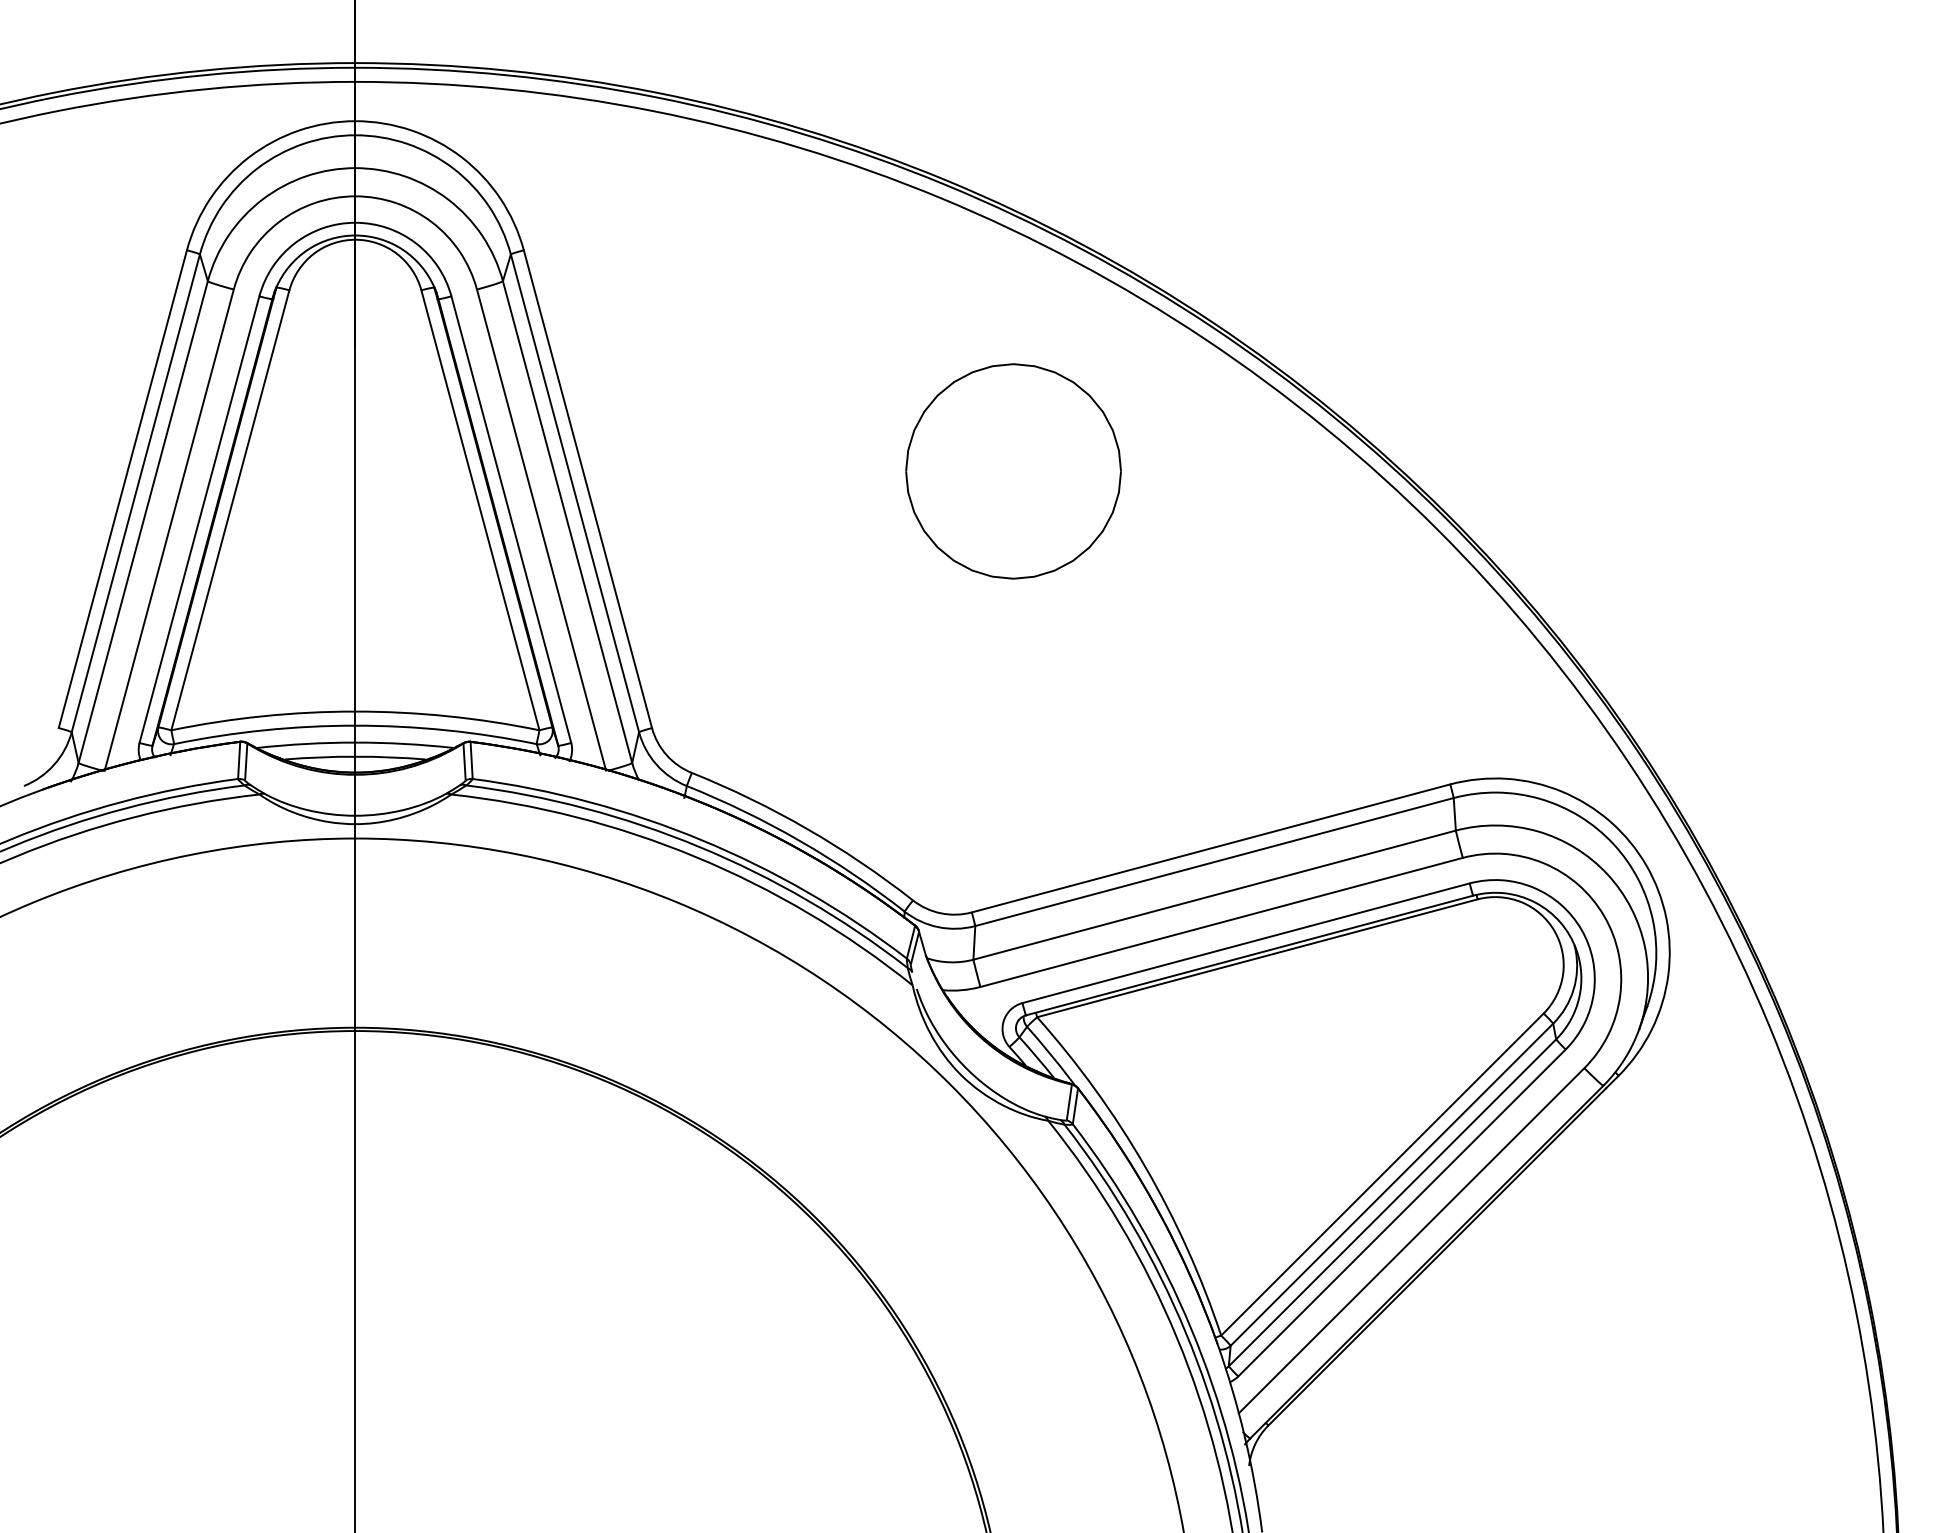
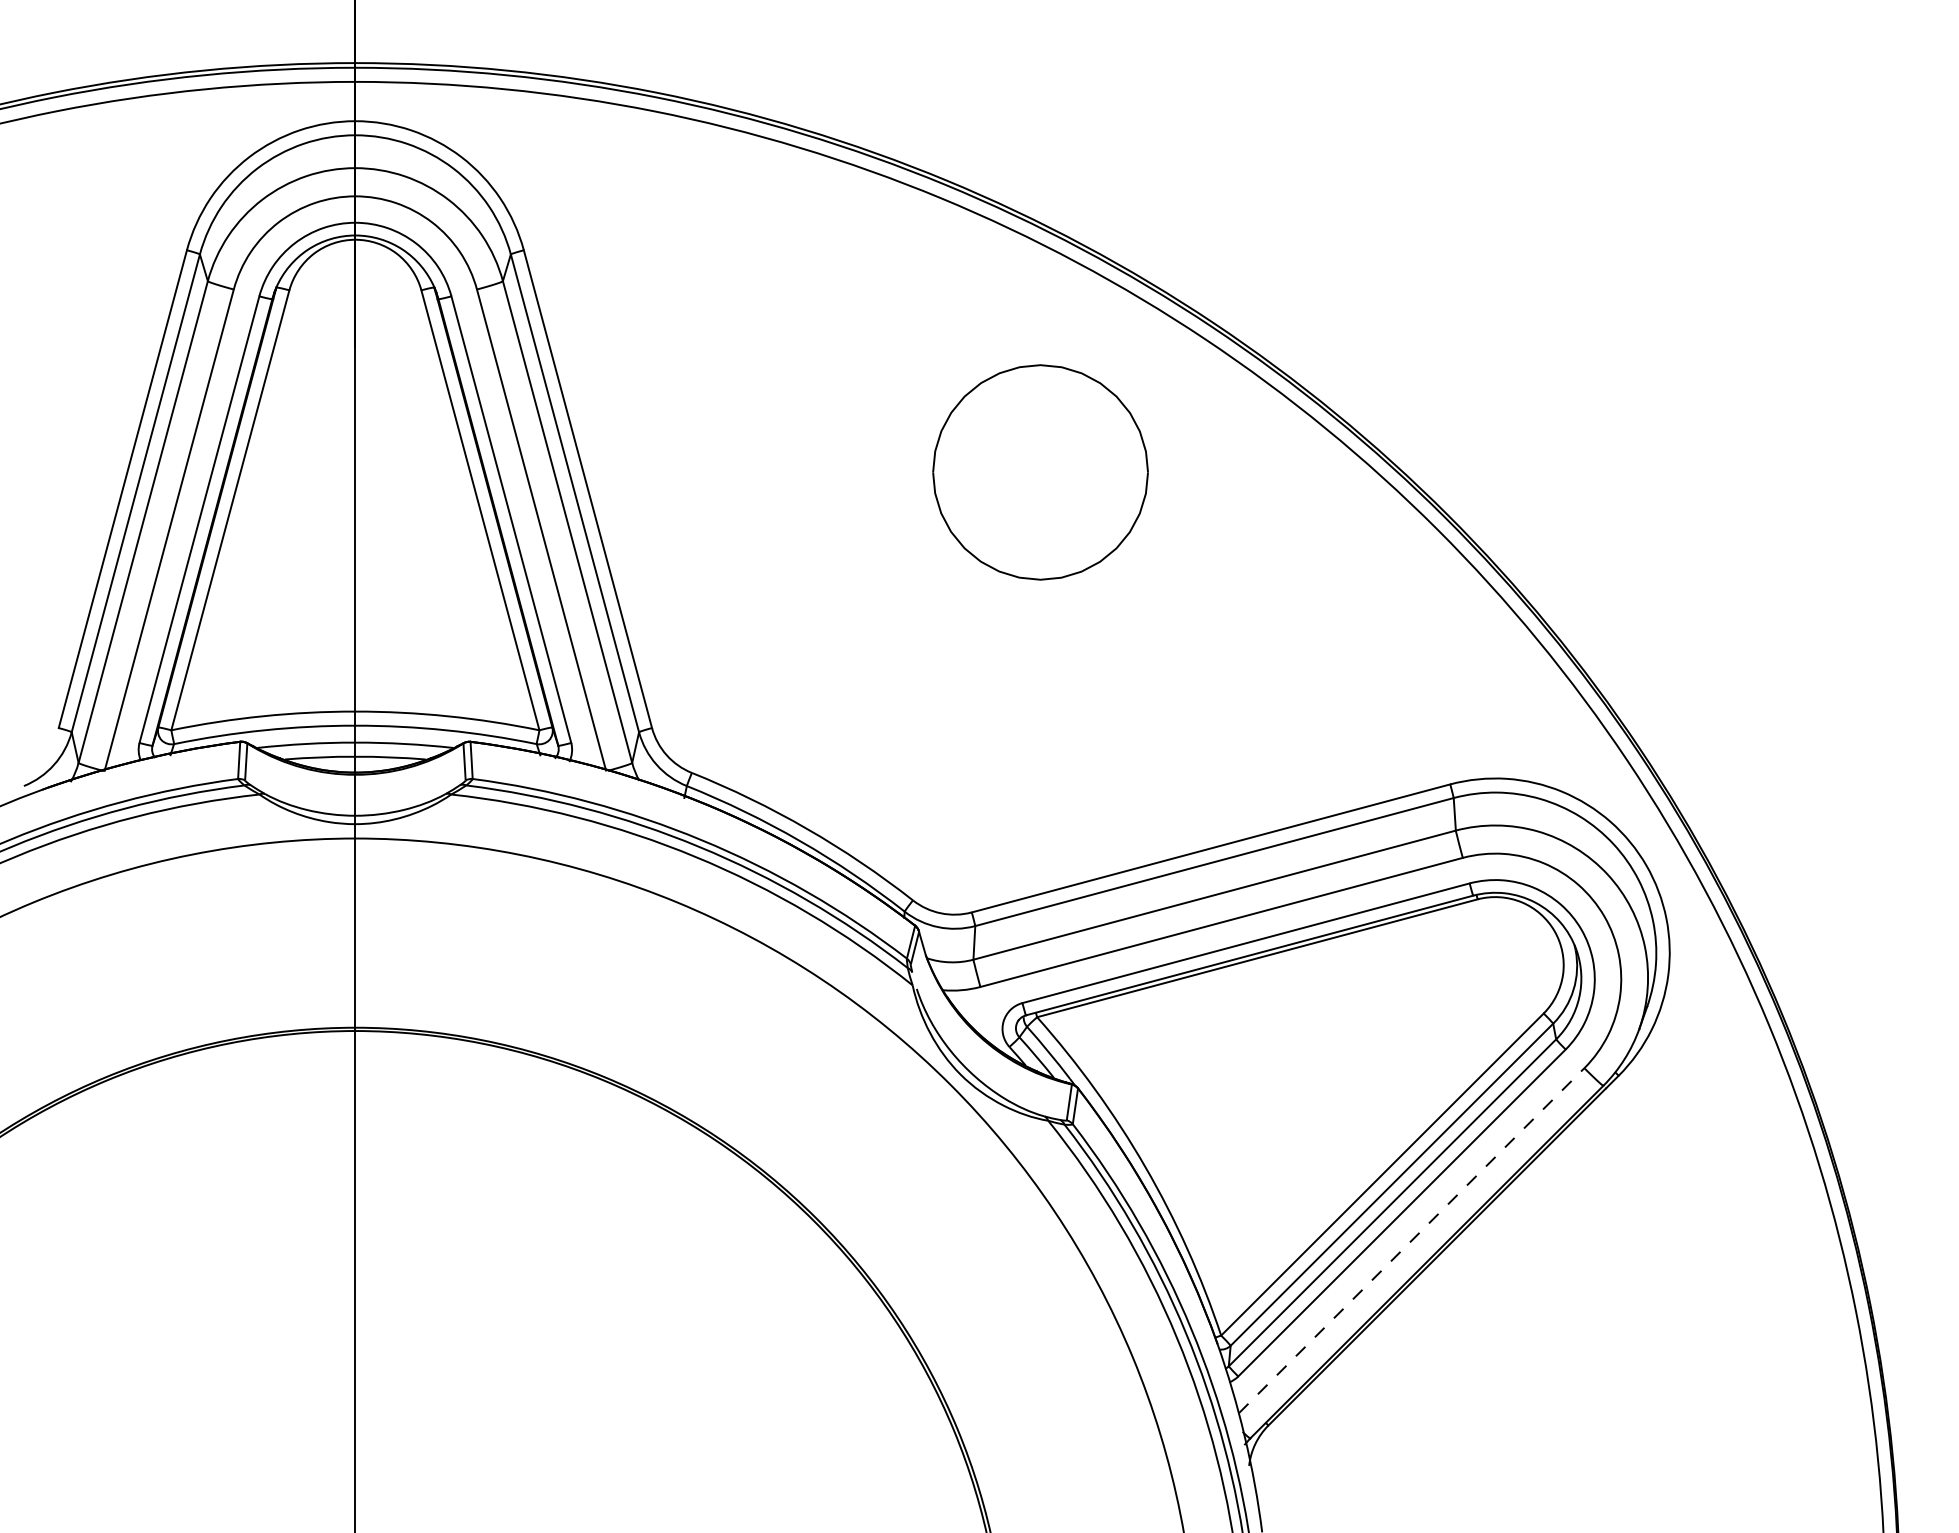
part position: (1013, 471) -> (1040, 472) (1040, 472)
line: solid -> dashed (1412, 1240)
